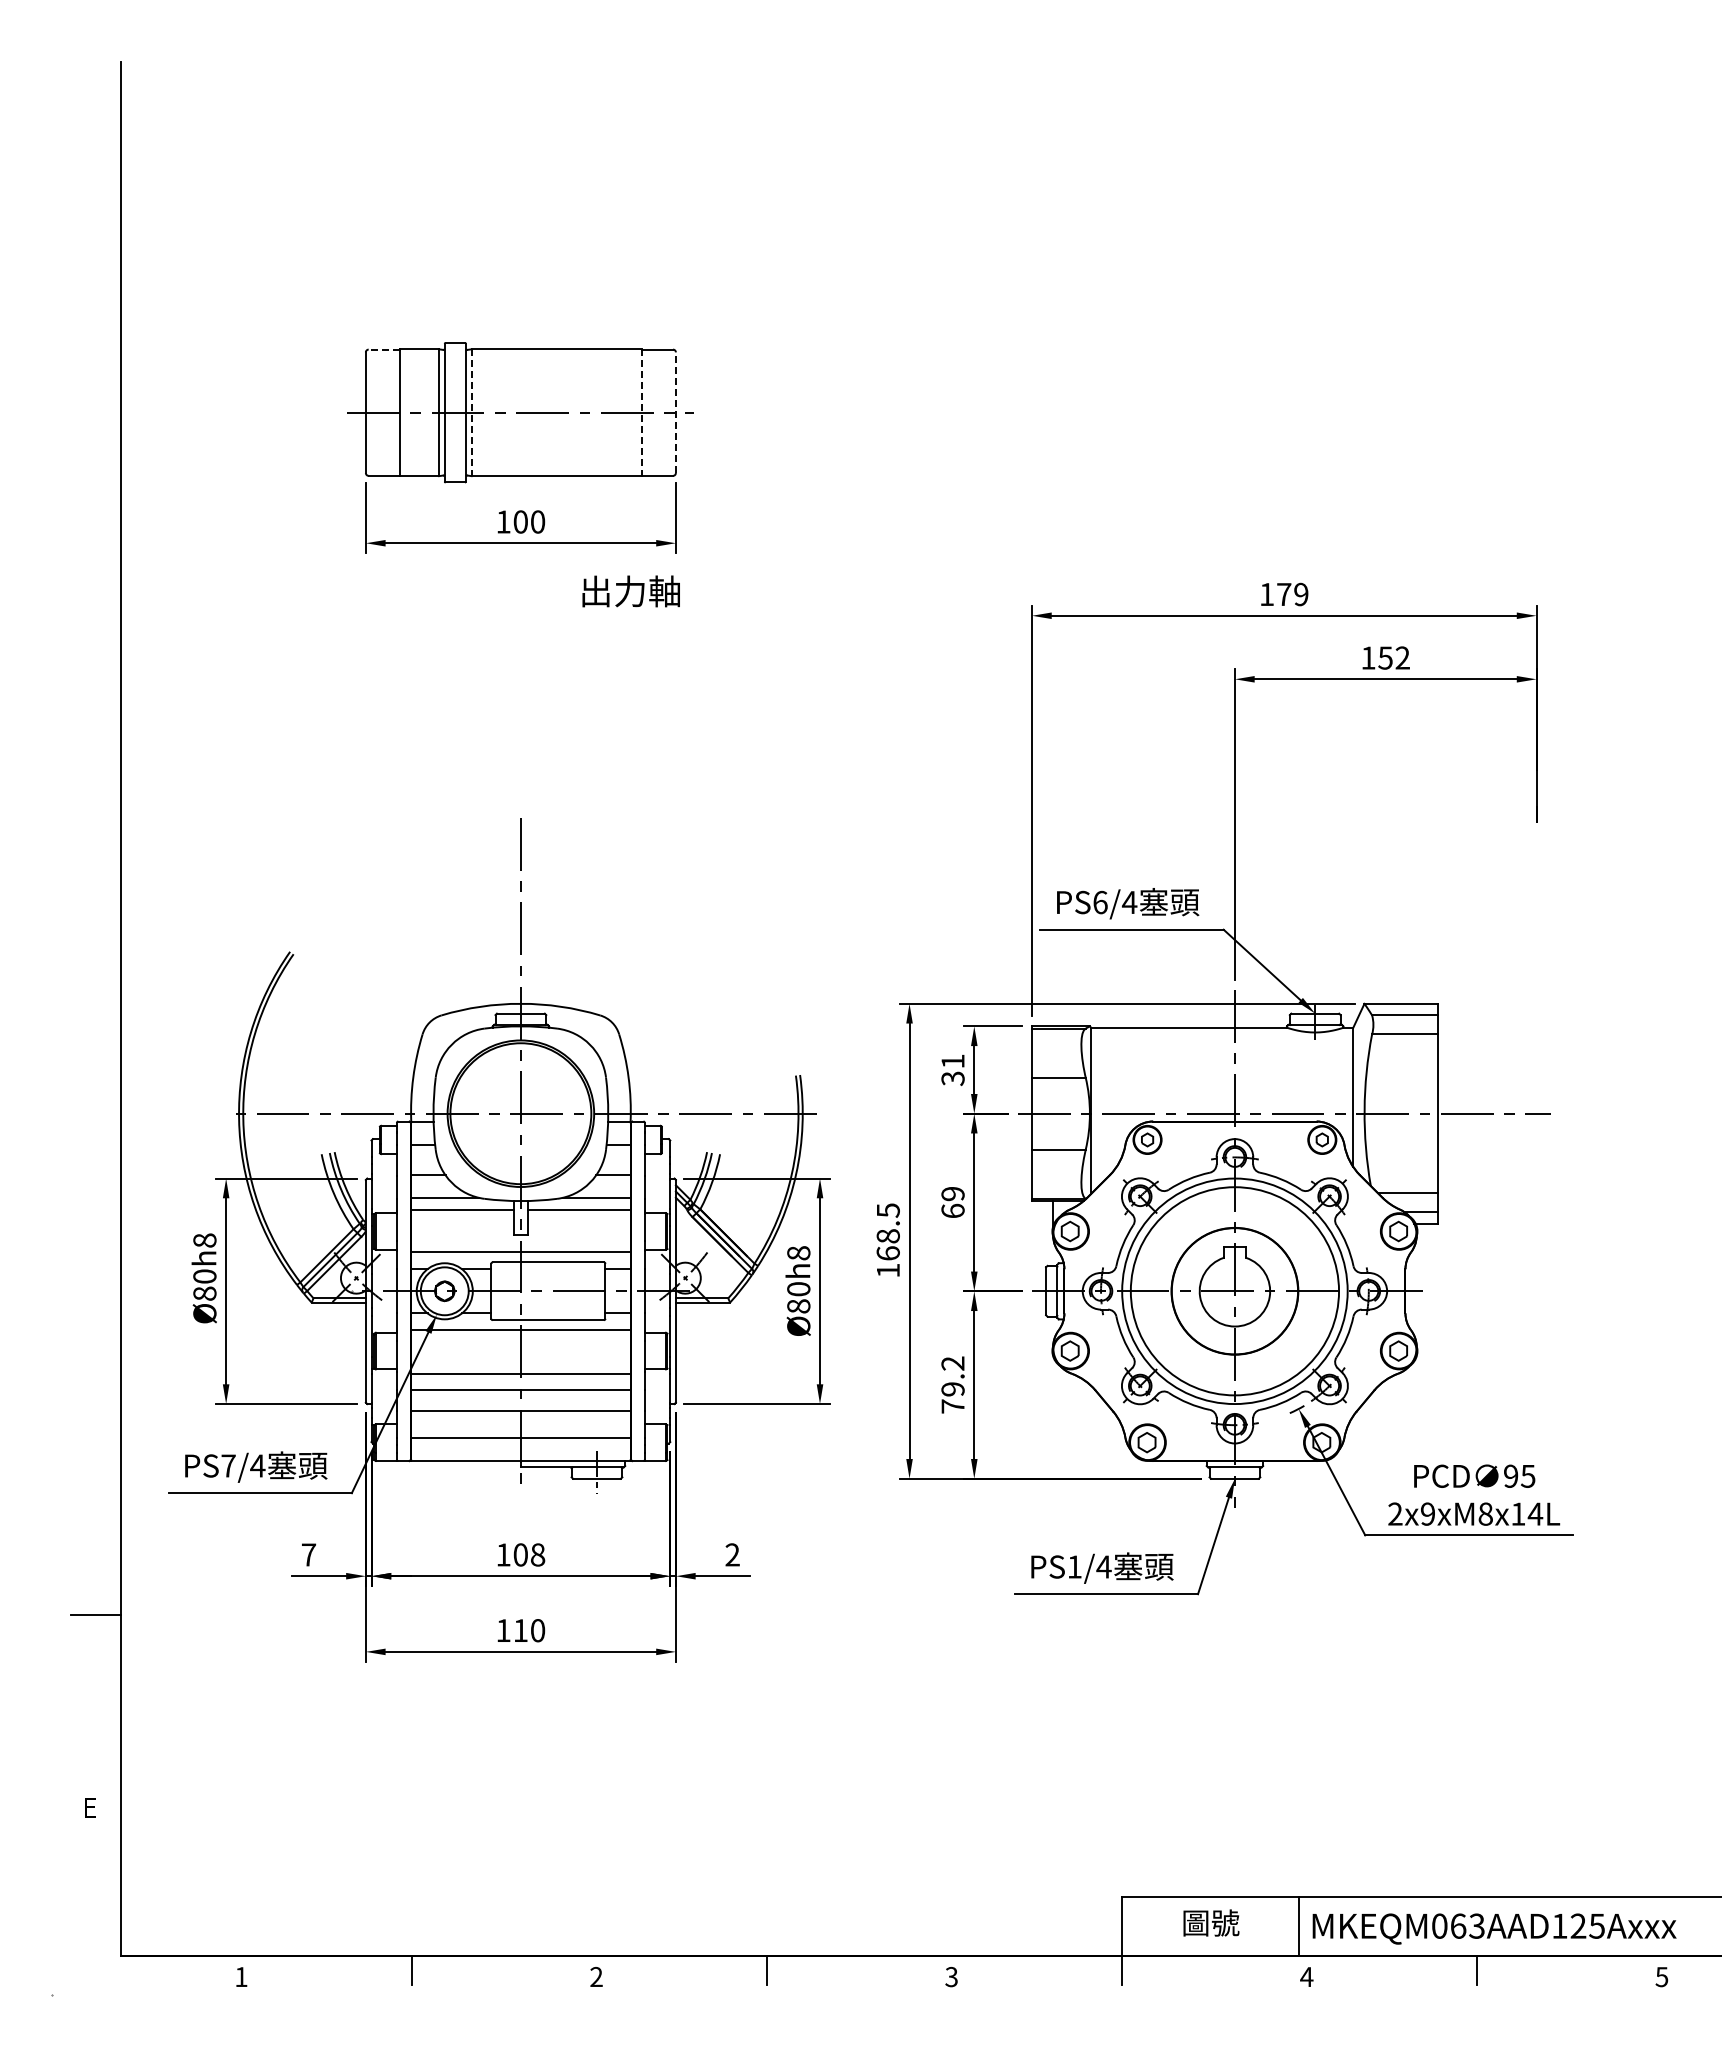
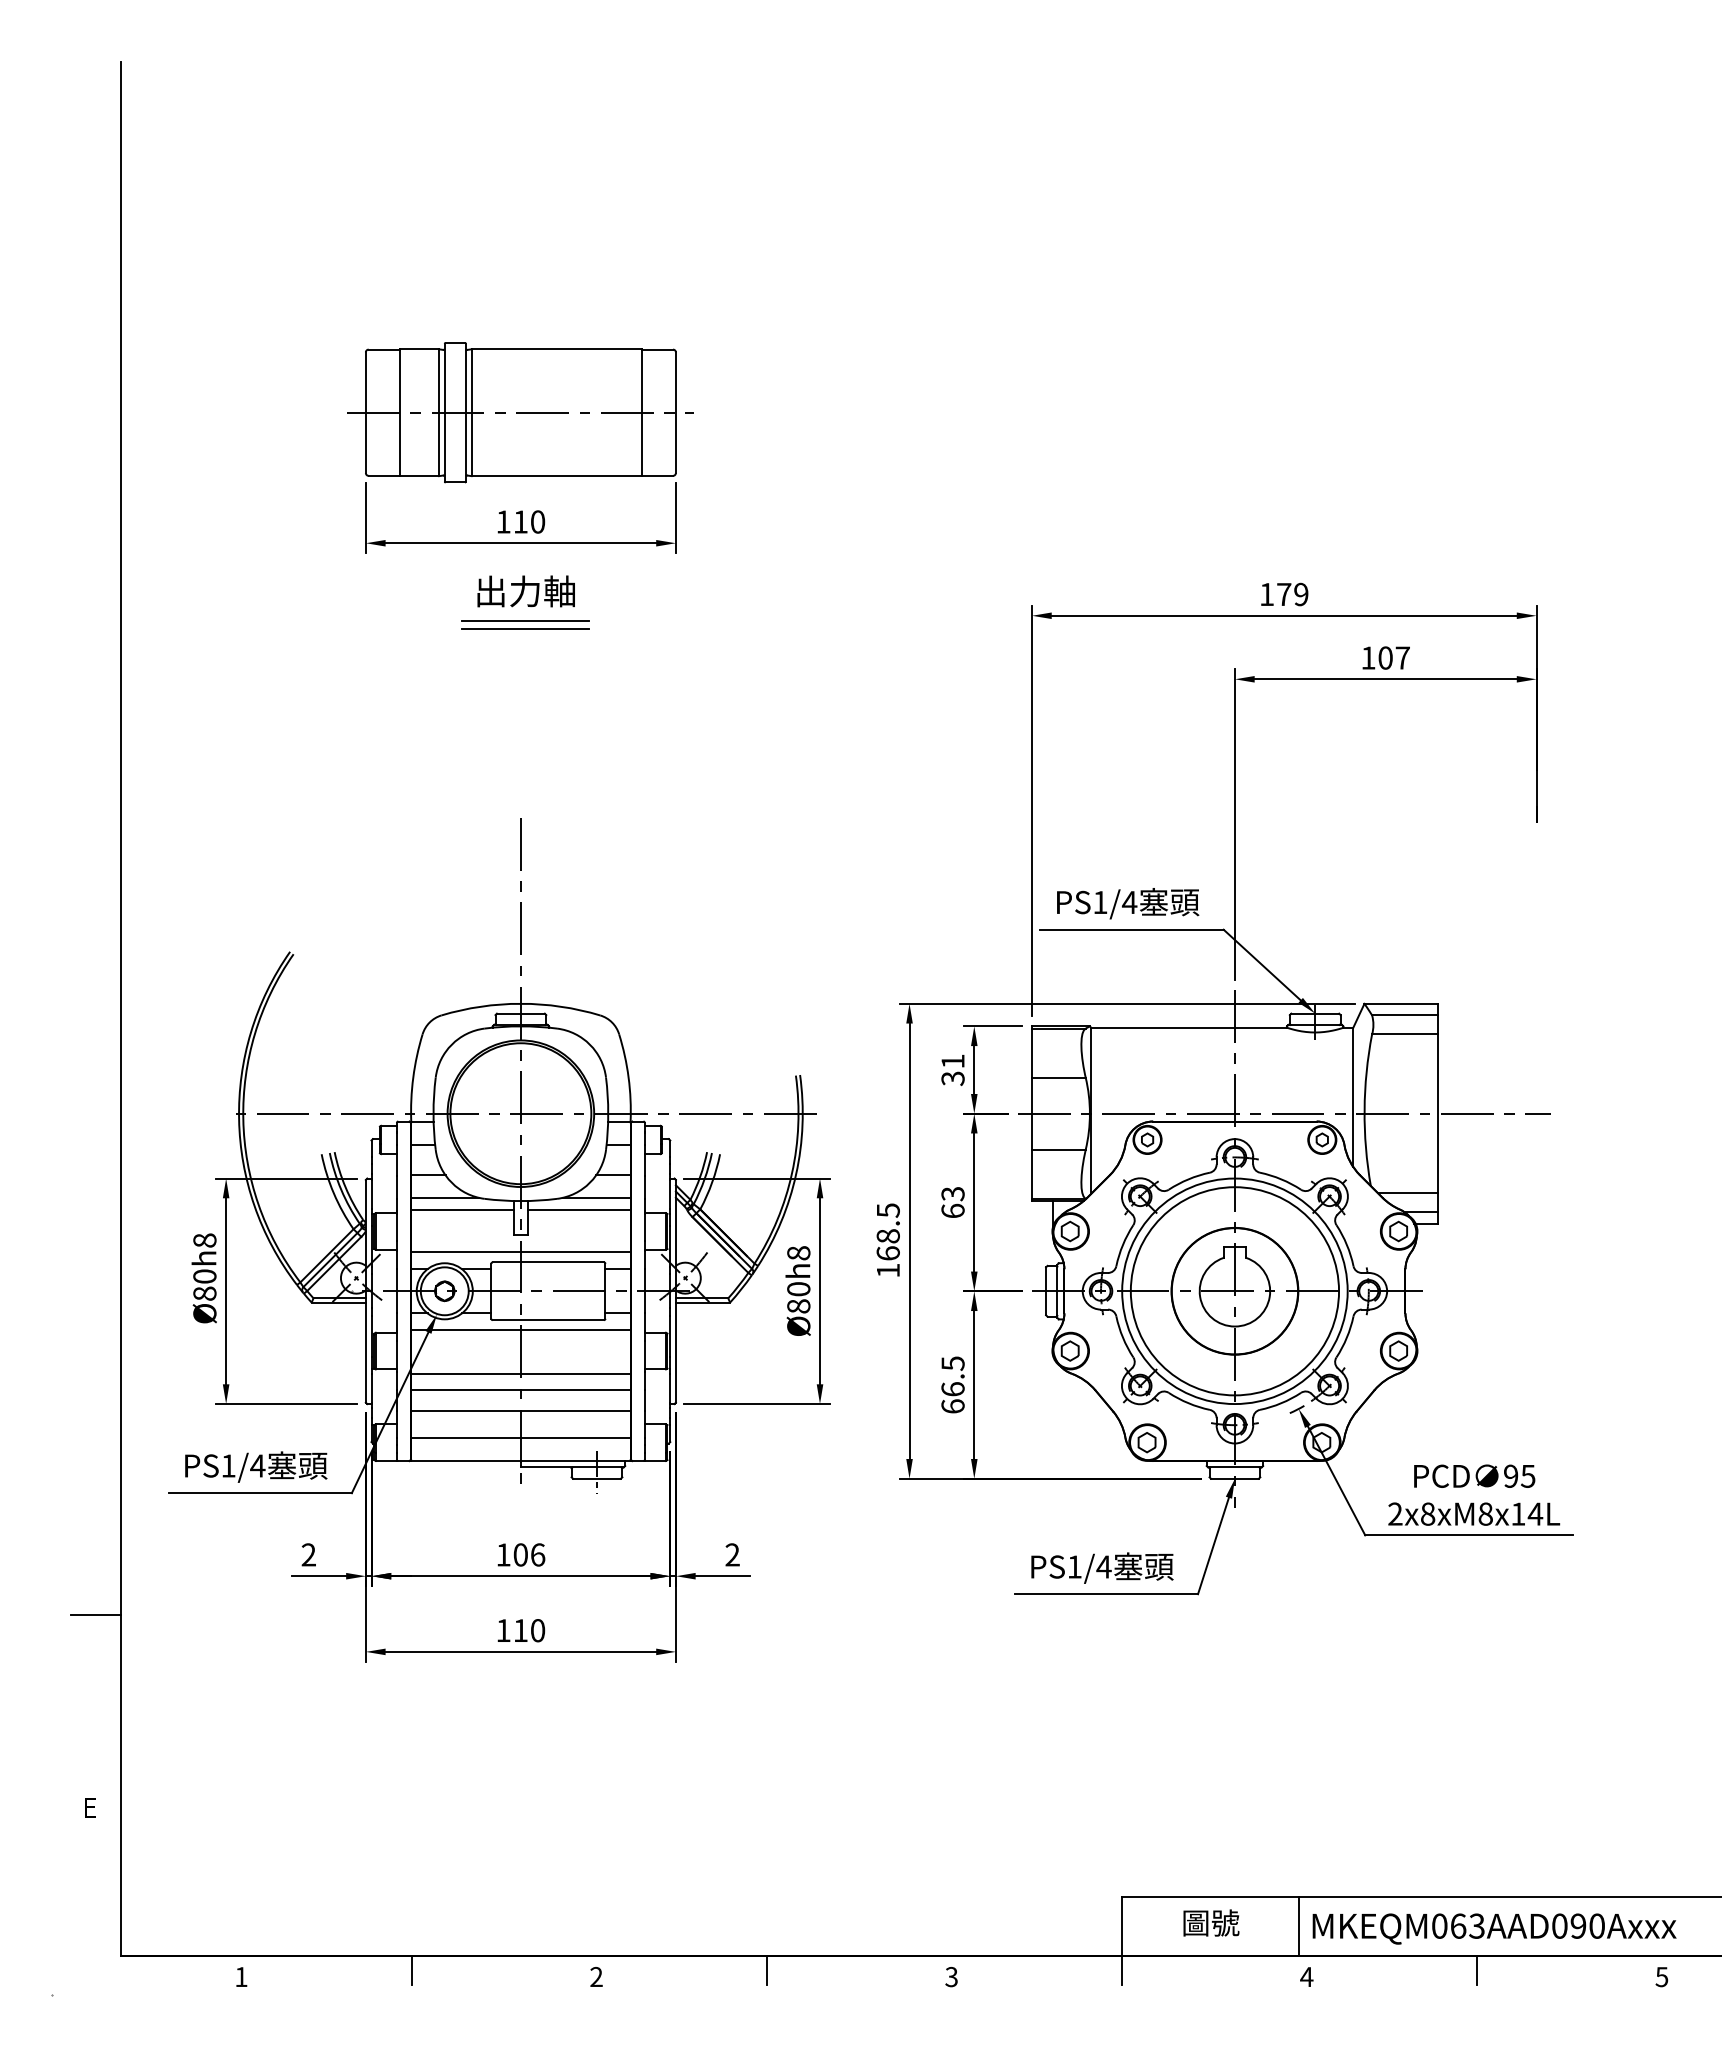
line: dashed -> solid (384, 349)
line: dashed -> solid (675, 412)
line: dashed -> solid (471, 413)
line: dashed -> solid (642, 413)
text: 100 -> 110 (520, 521)
text position: (630, 591) -> (525, 591) (525, 591)
line: none -> present (525, 620)
line: none -> present (525, 629)
text: 152 -> 107 (1393, 657)
text: PS6/4 -> PS1/4 (1100, 902)
text: 69 -> 63 (952, 1194)
text: 79.2 -> 66.5 (952, 1384)
text: PS7/4 -> PS1/4 (228, 1465)
text: 2x9xM8x14L -> 2x8xM8x14L (1428, 1513)
text: 7 -> 2 (308, 1554)
text: 108 -> 106 (538, 1554)
text: MKEQM063AAD125Axxx -> MKEQM063AAD090Axxx (1578, 1925)
